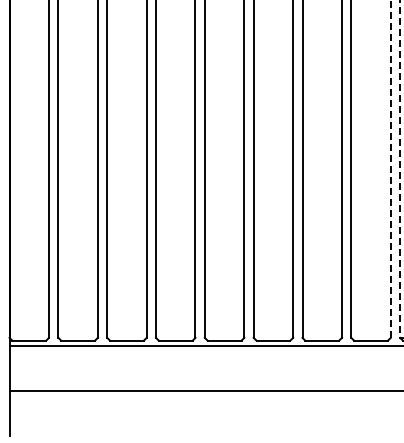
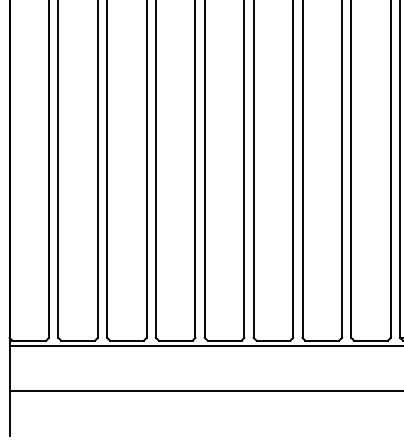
line: dashed -> solid (390, 168)
line: dashed -> solid (400, 168)
